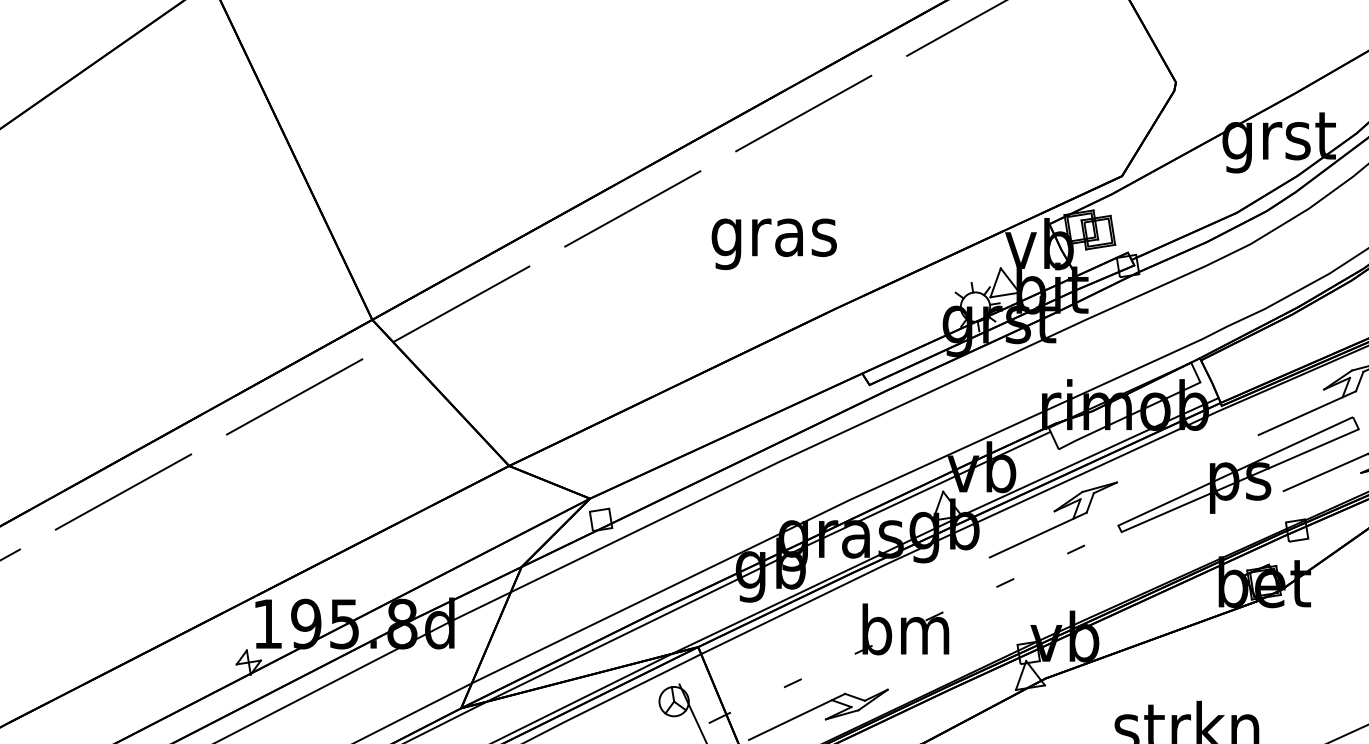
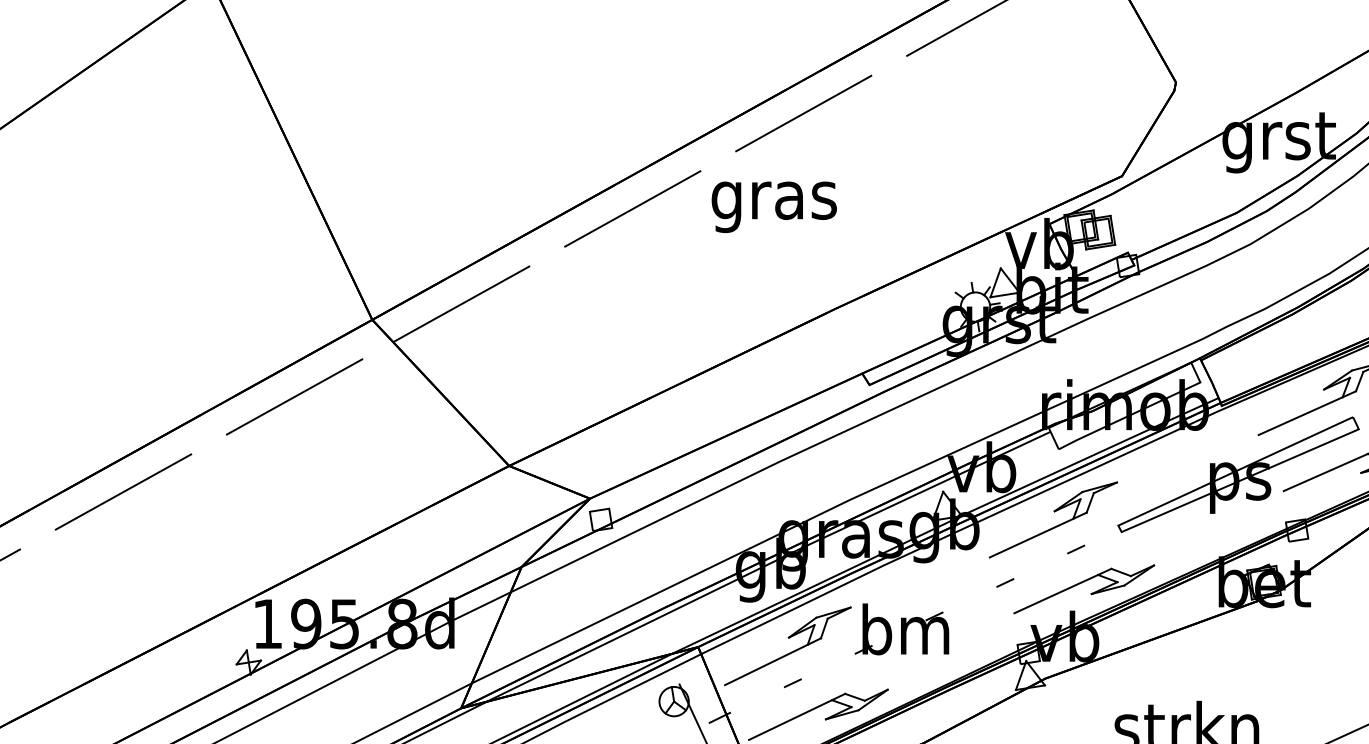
text position: (773, 243) -> (773, 206) (773, 206)
part: none -> present (1082, 583)
part: none -> present (789, 652)
